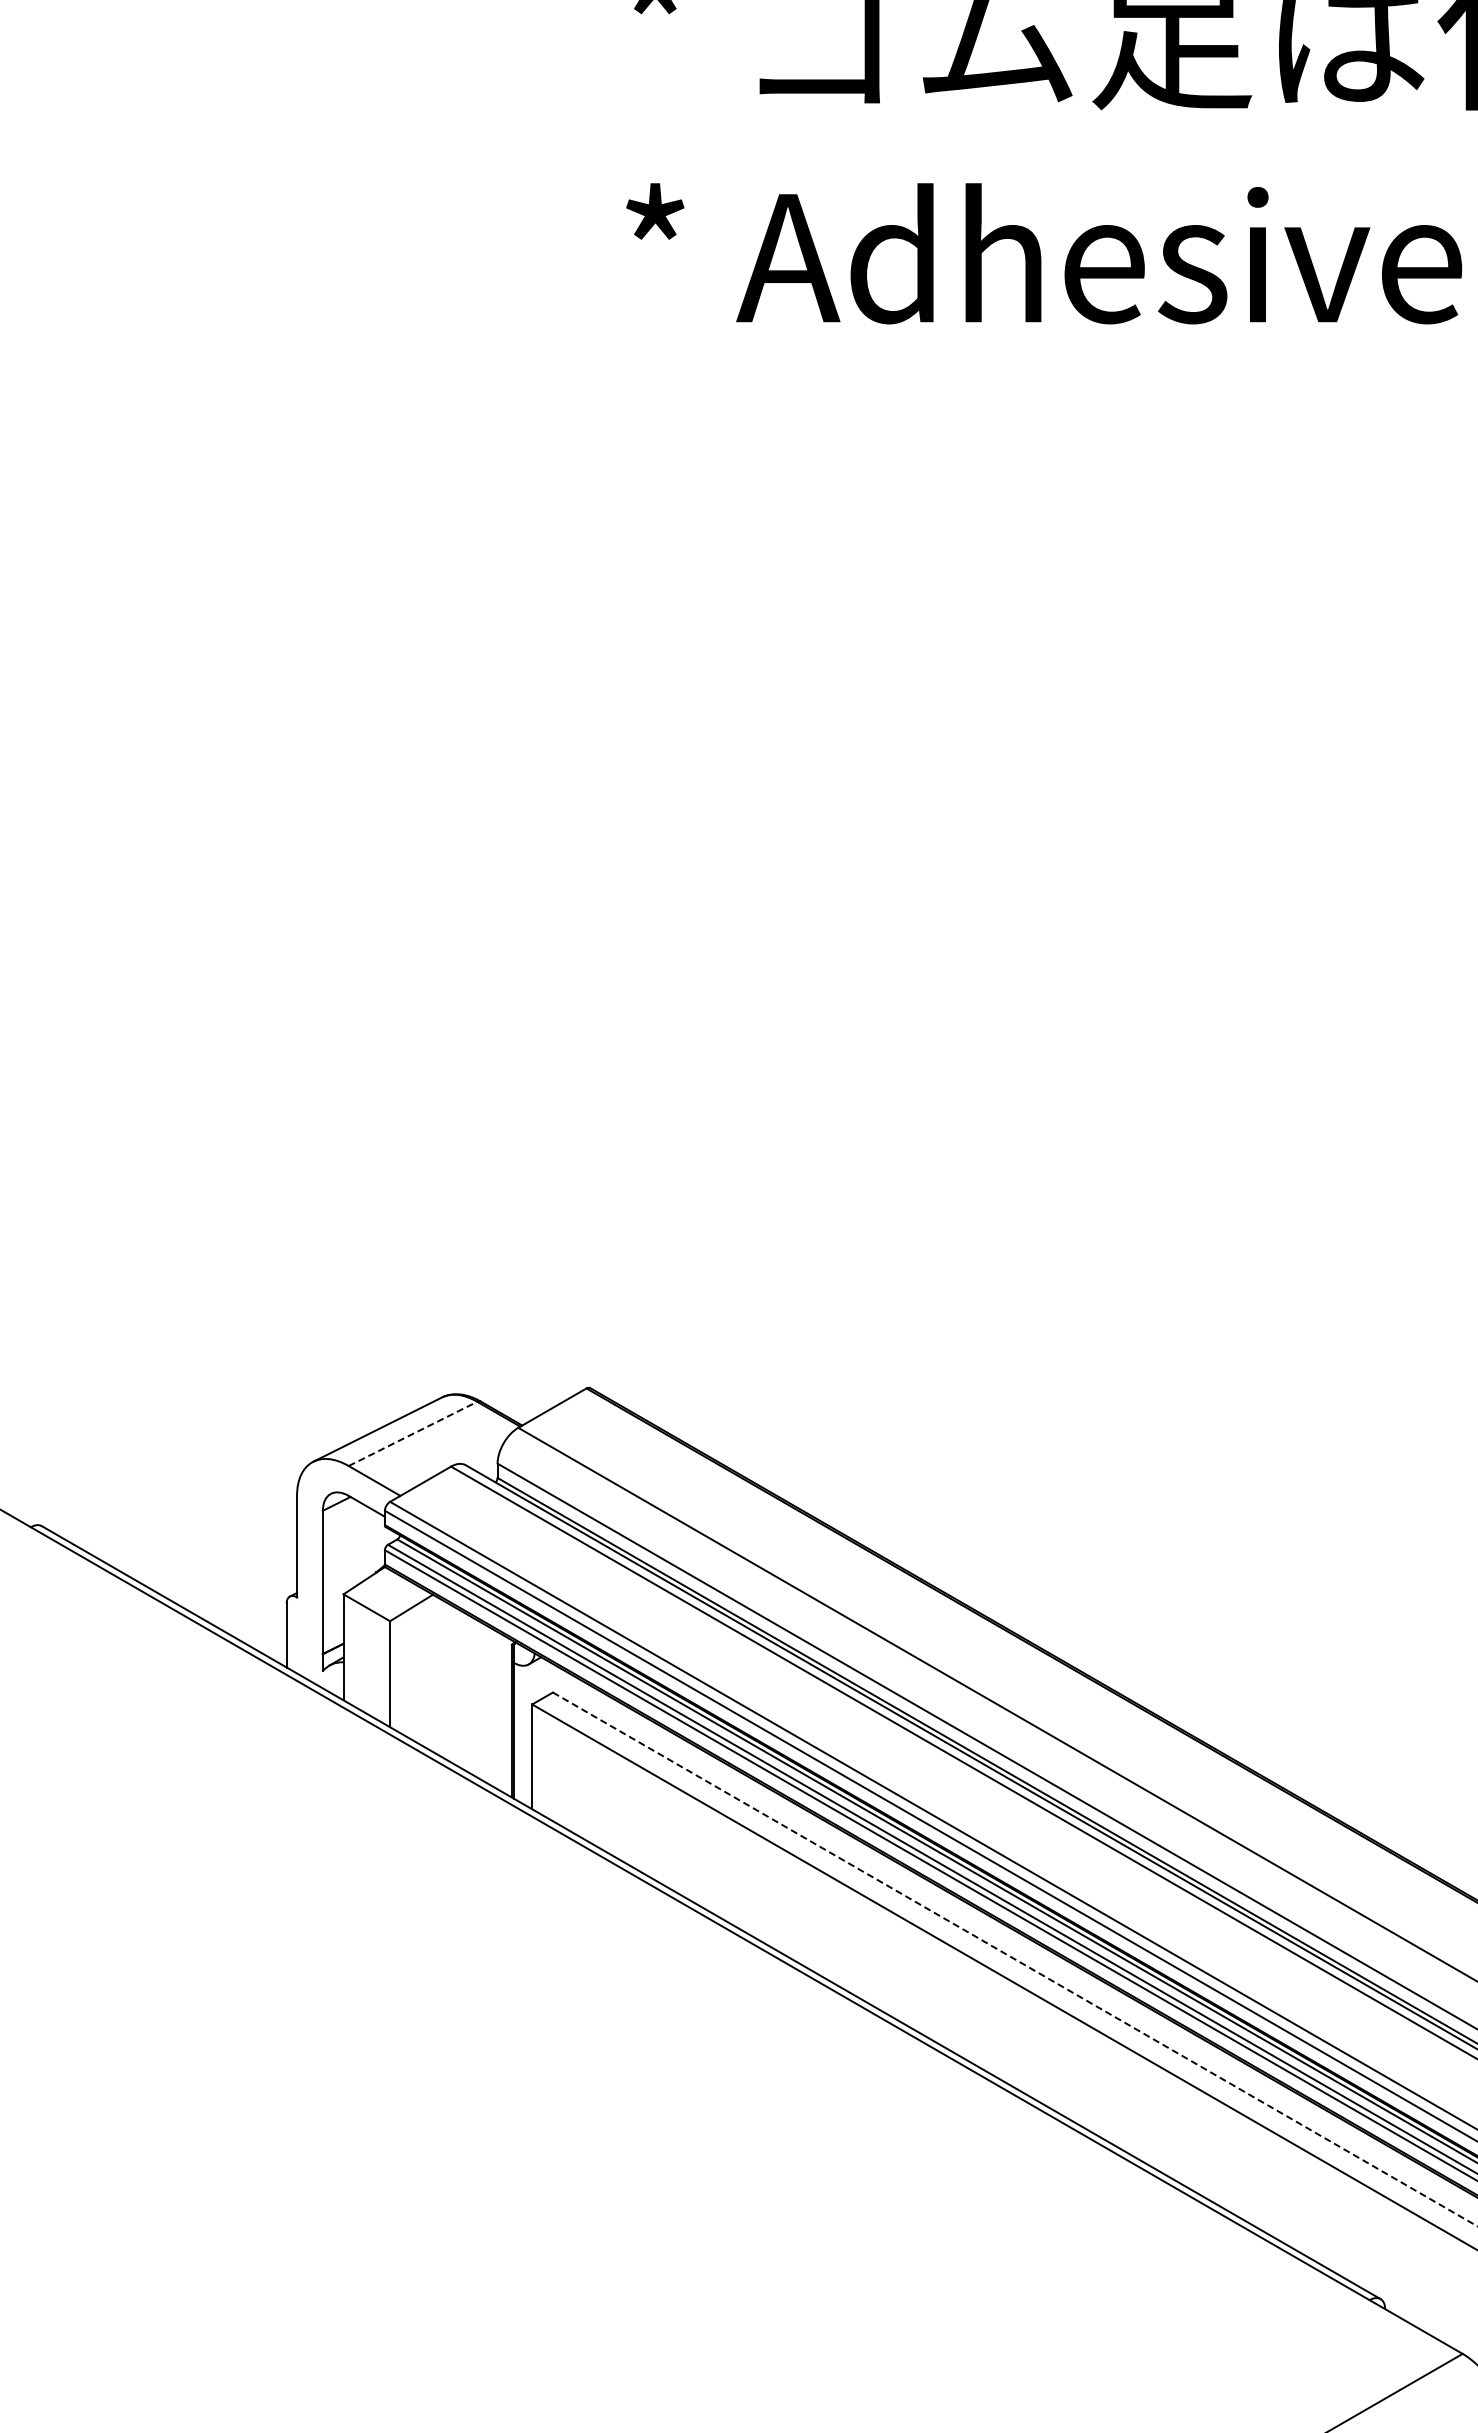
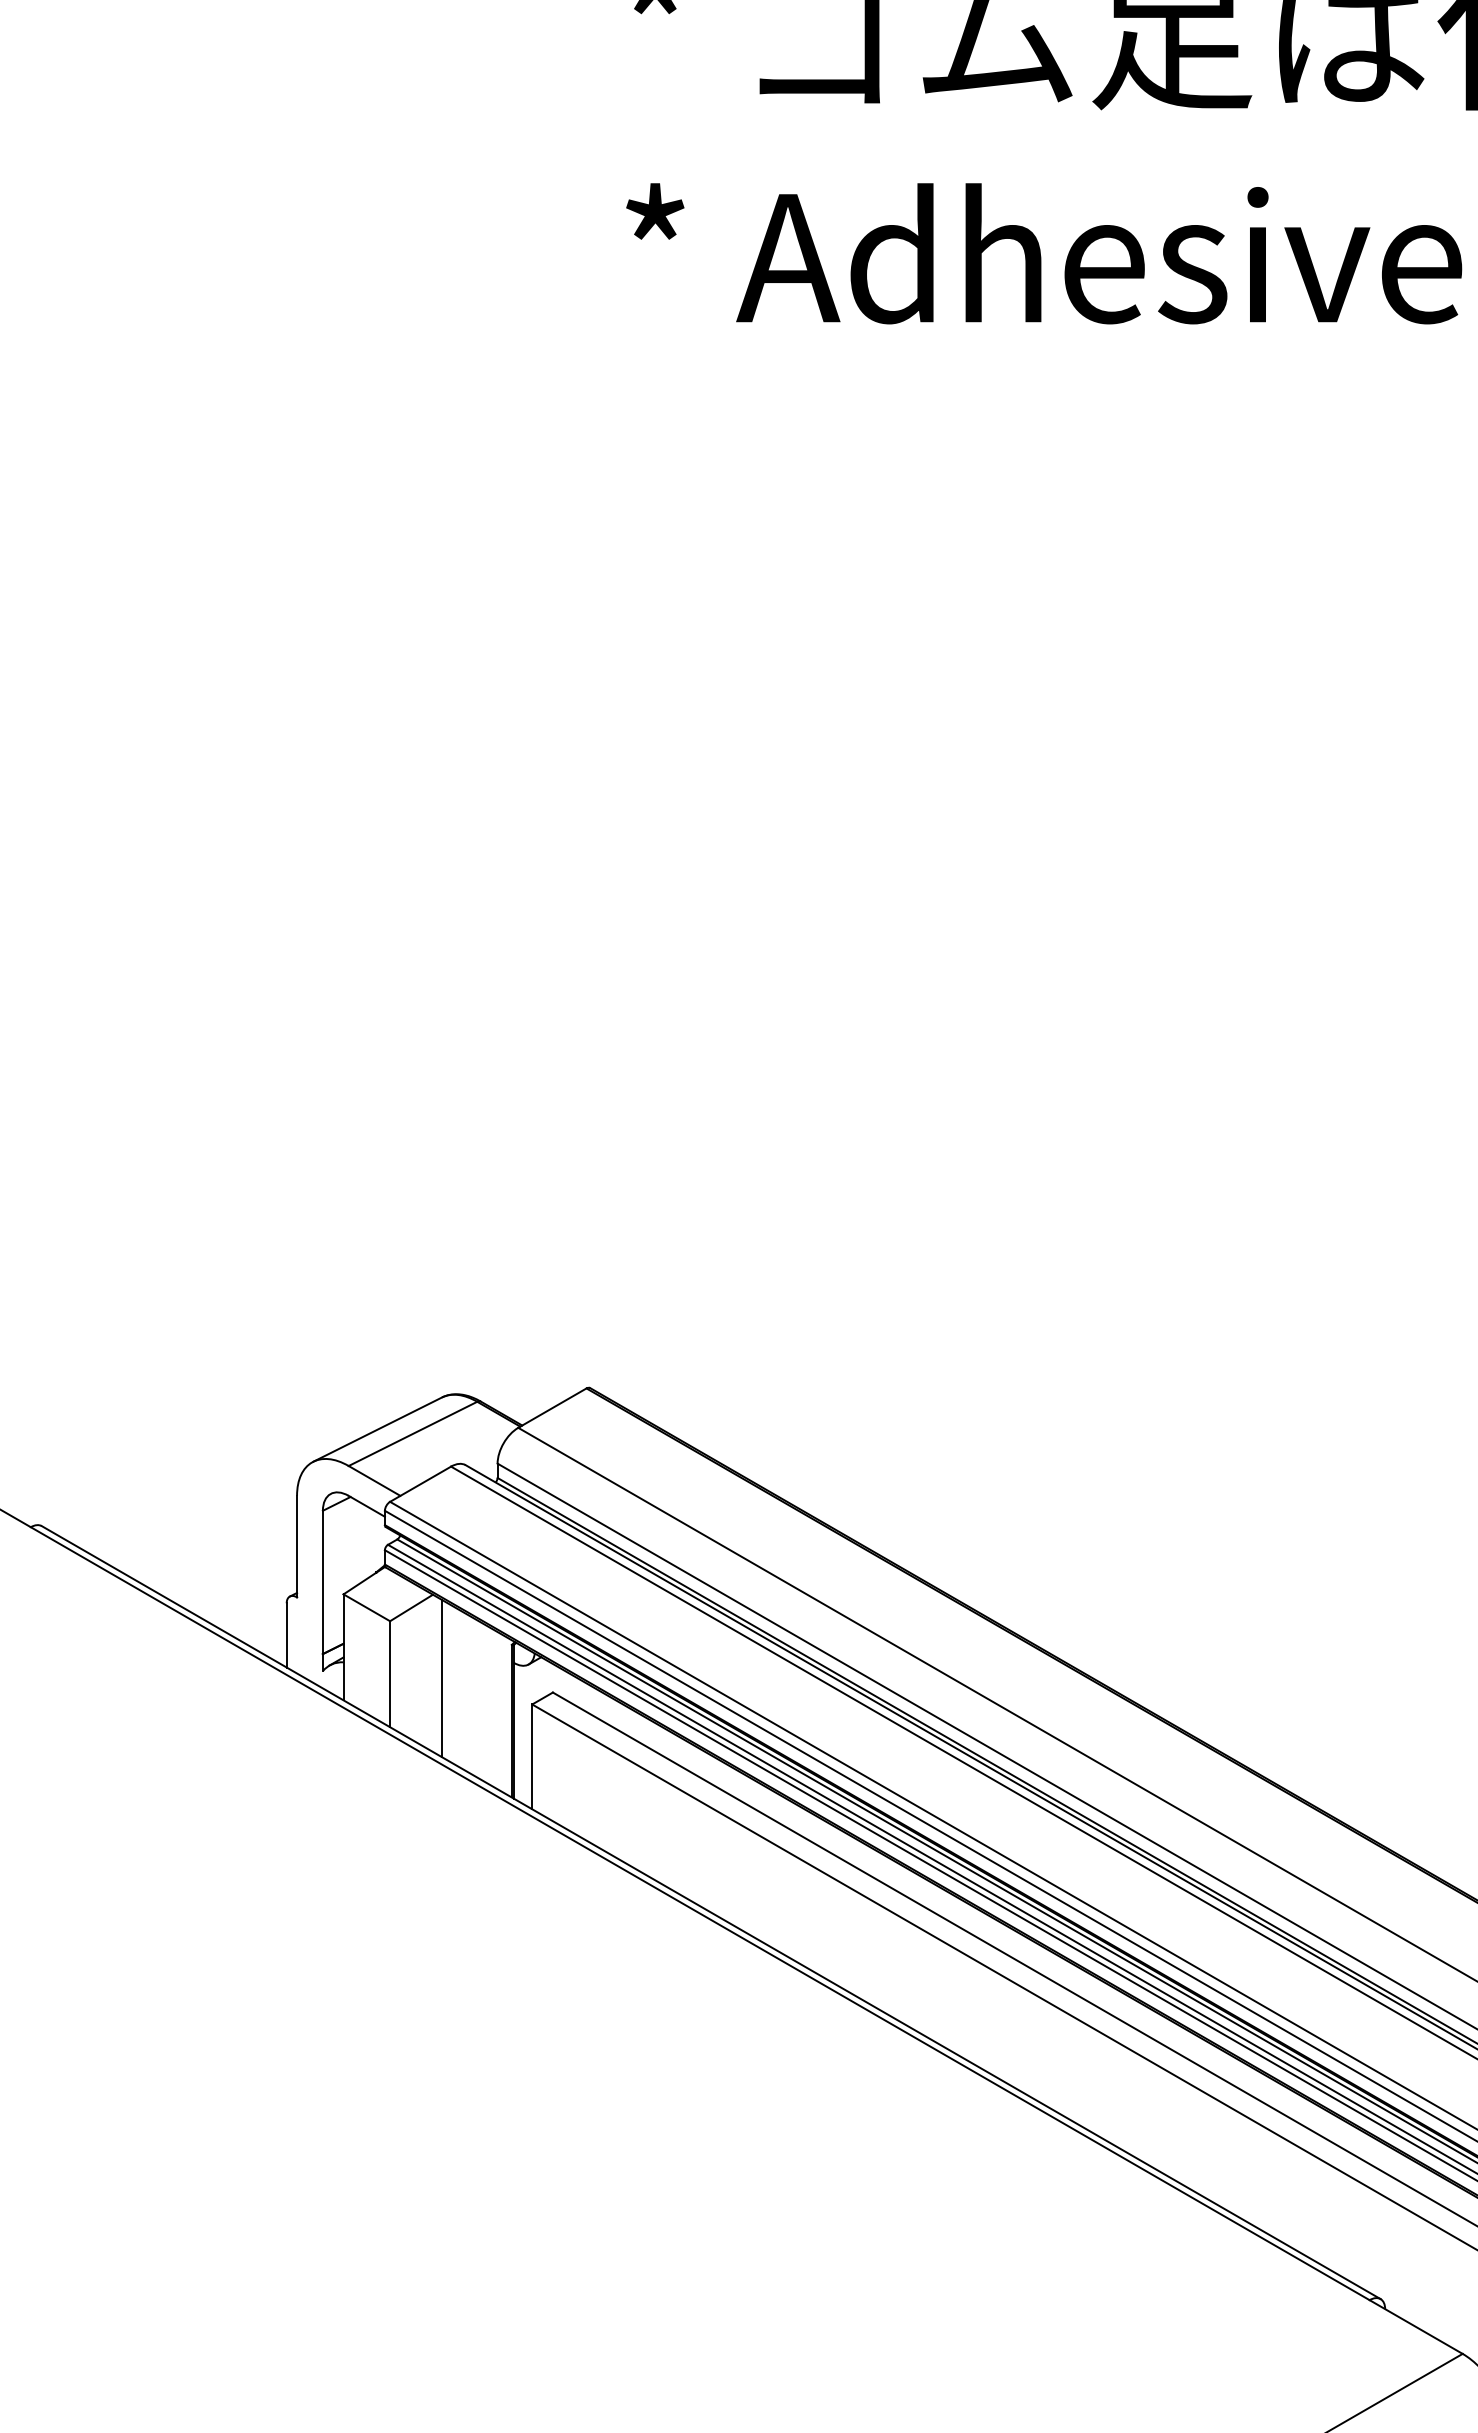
line: dashed -> solid (413, 1433)
line: none -> present (441, 1678)
line: dashed -> solid (1015, 1959)
